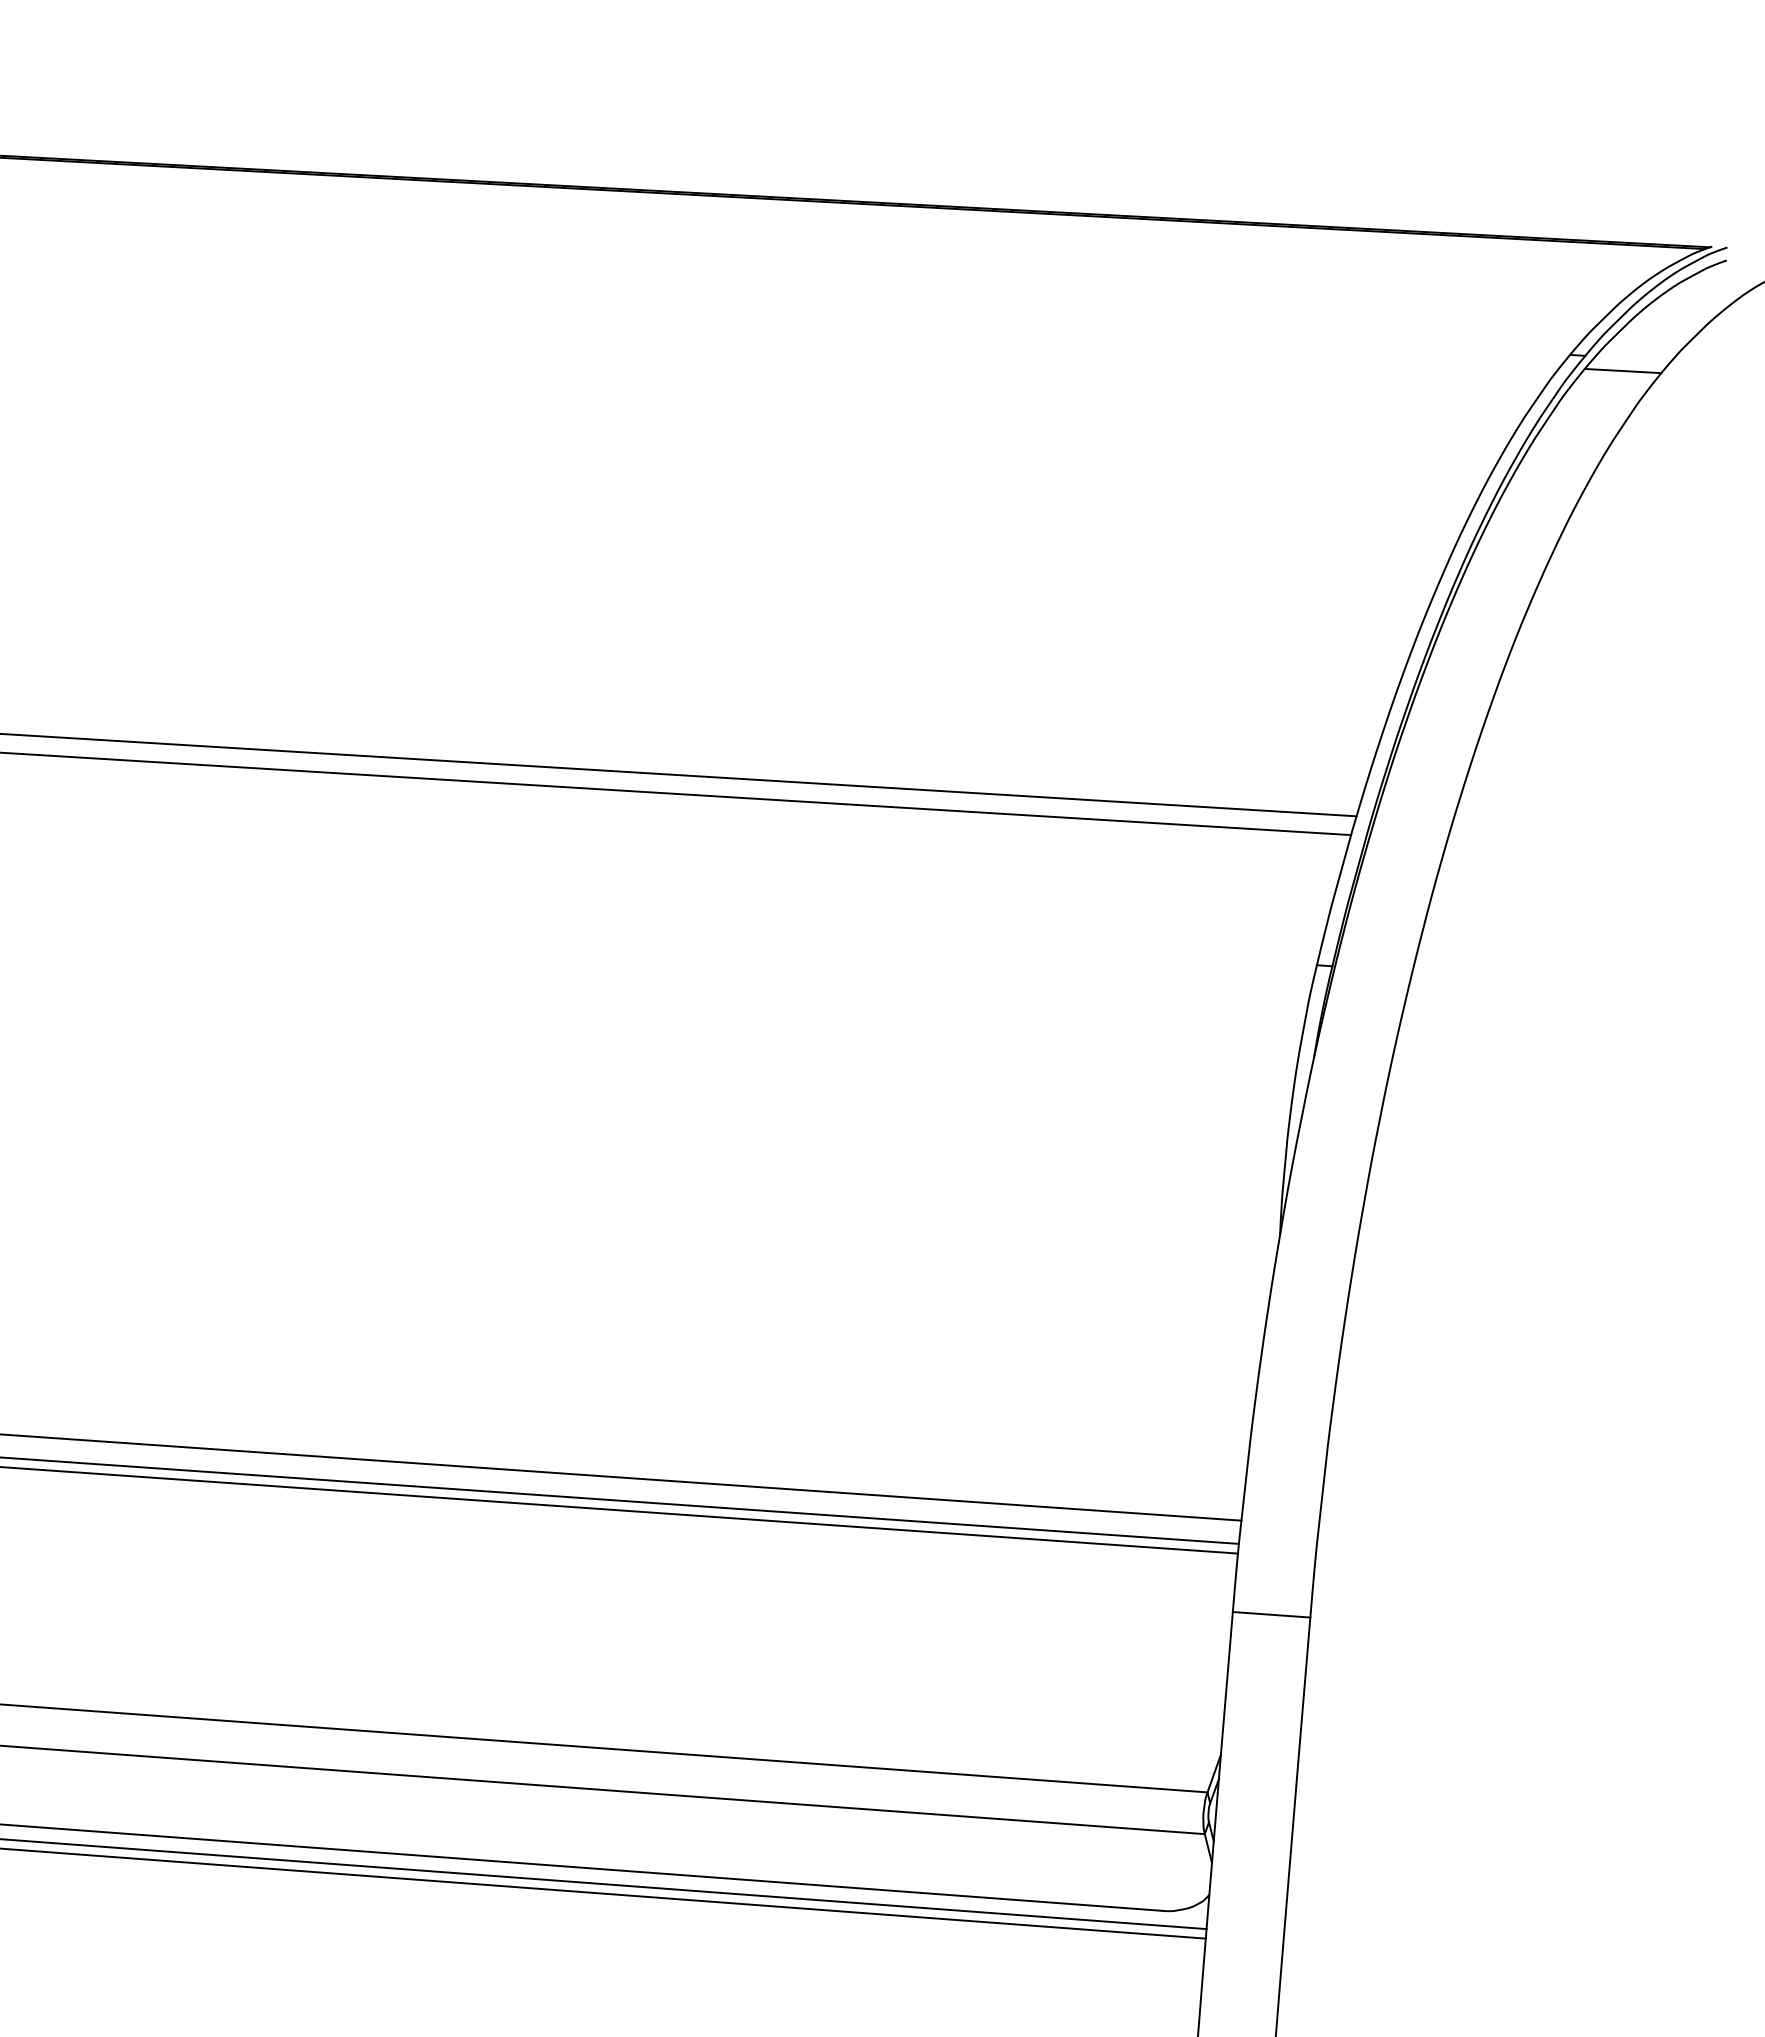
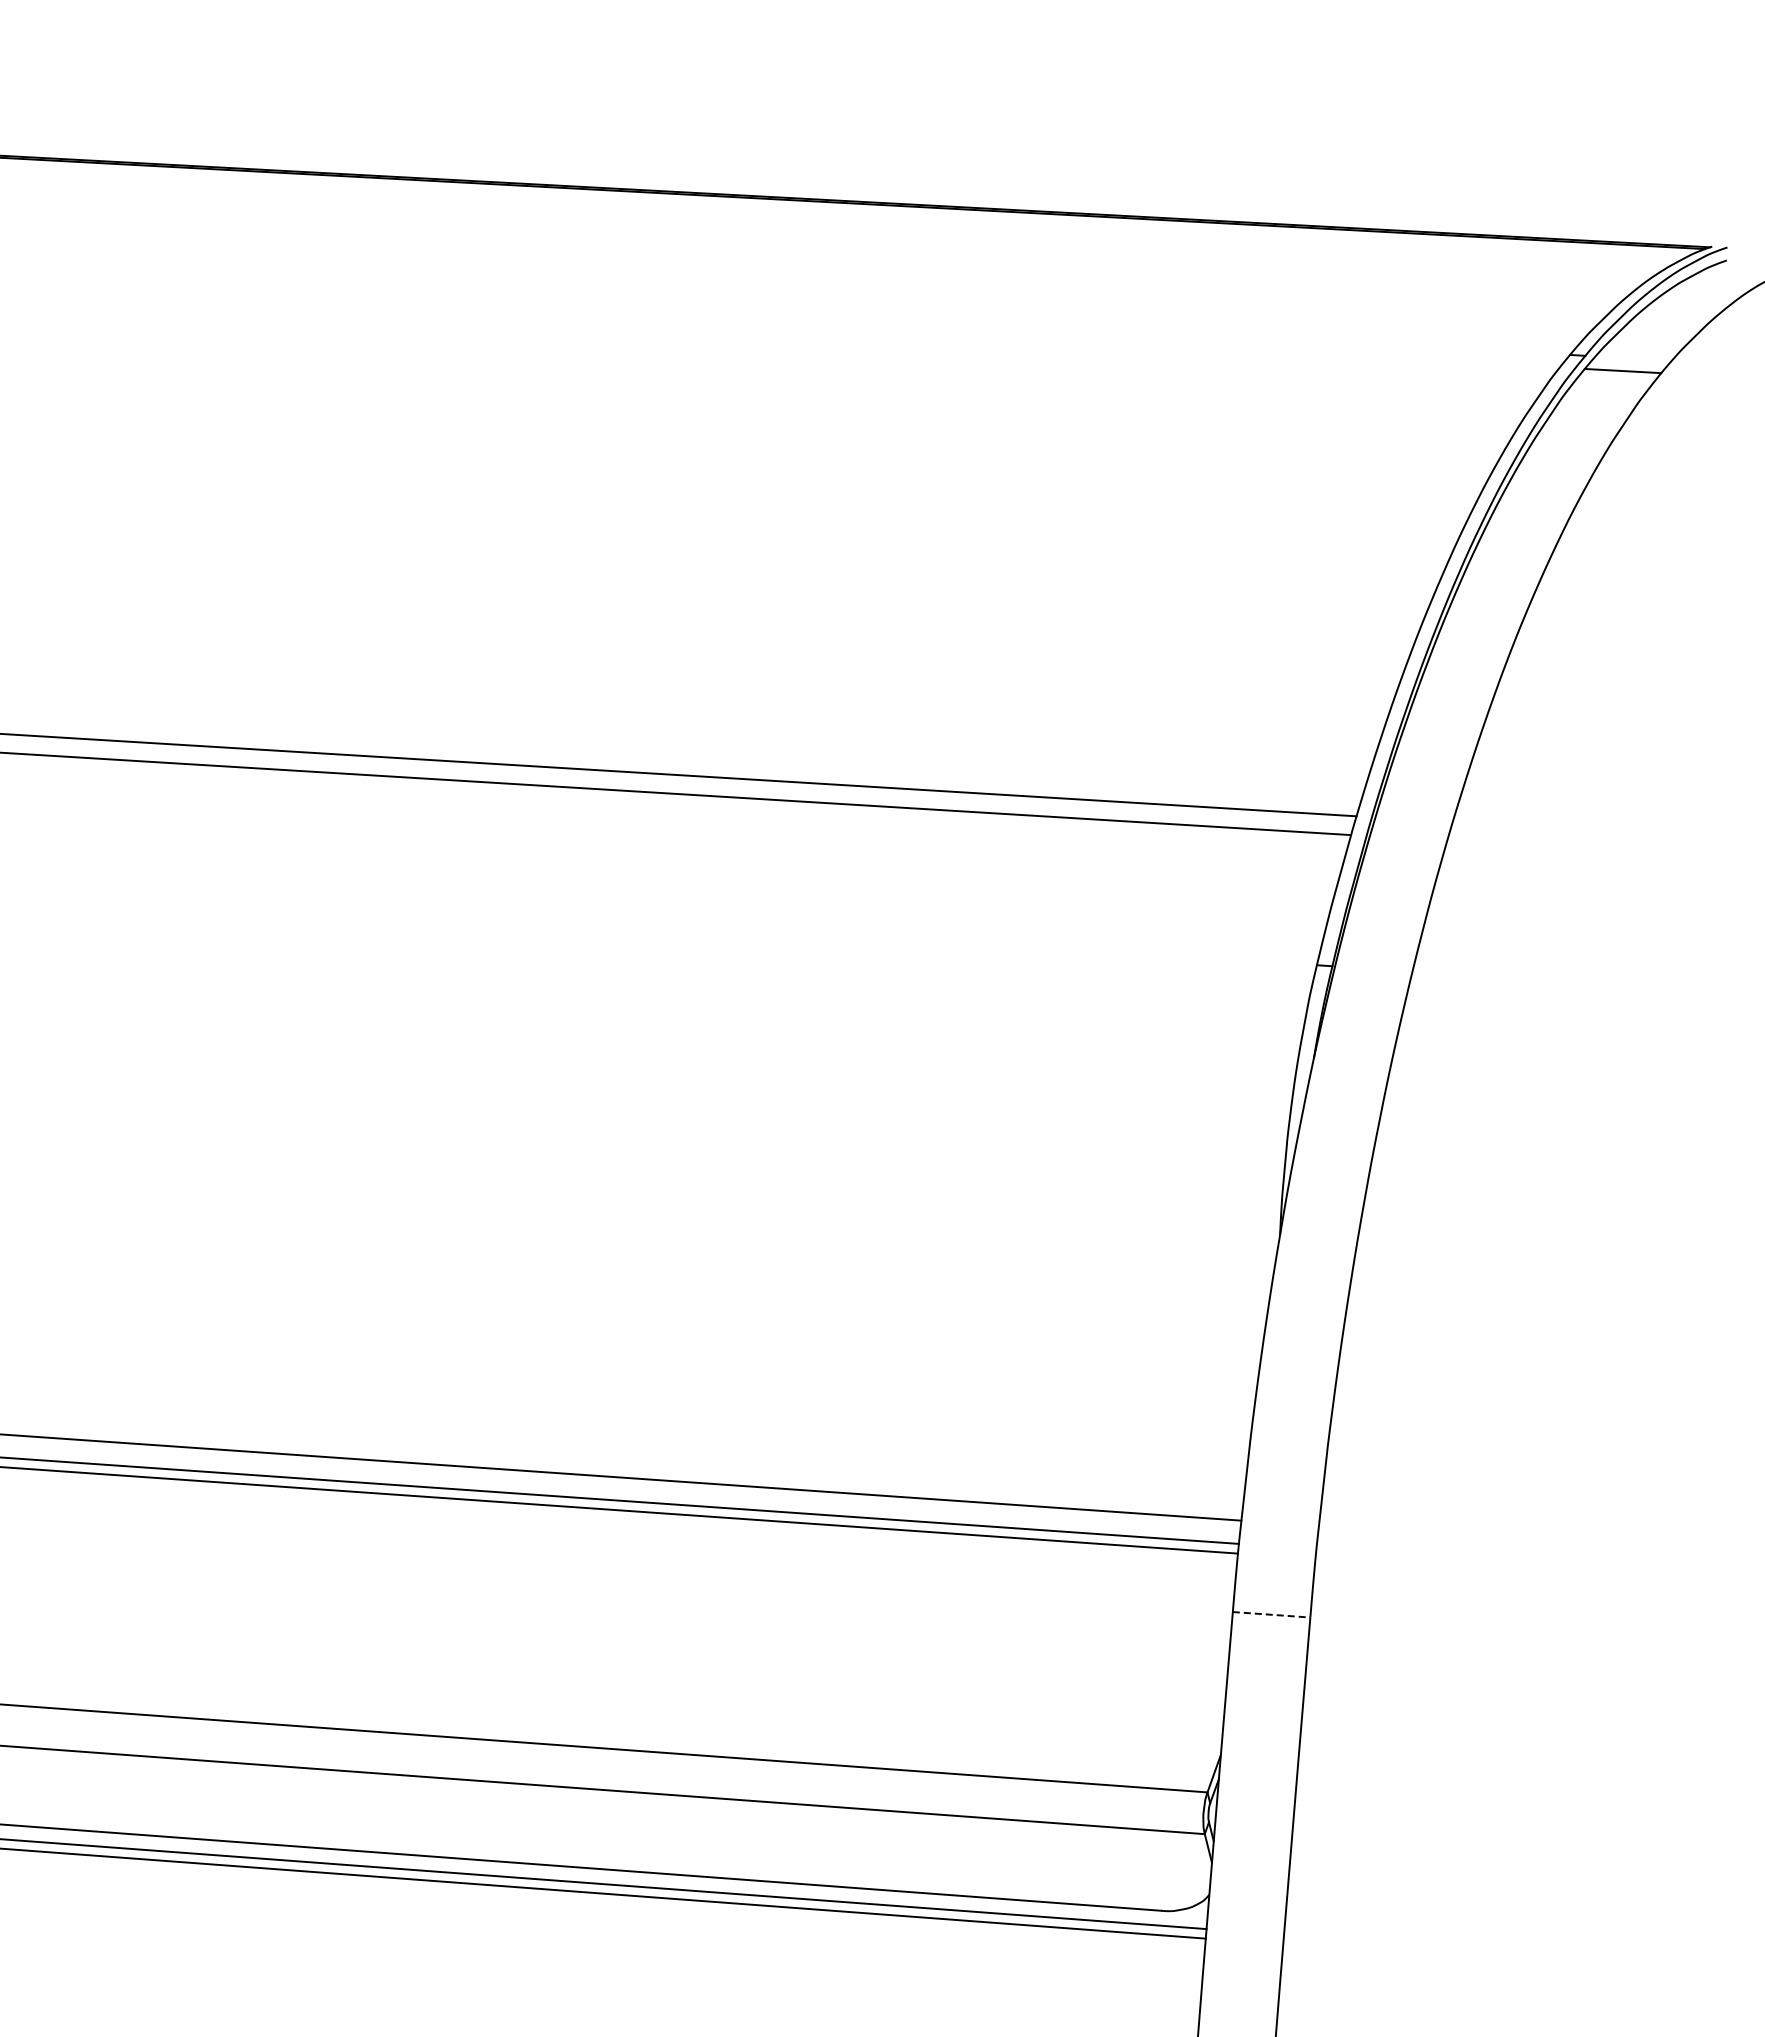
line: solid -> dashed (1271, 1614)
